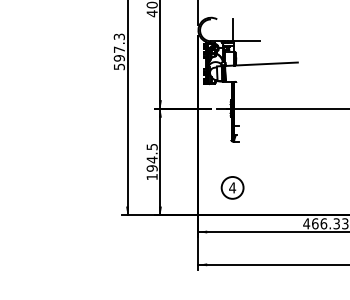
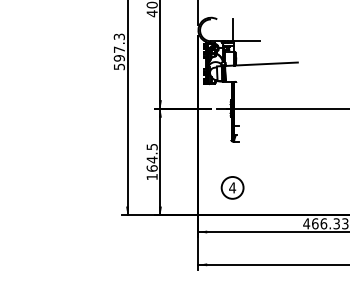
text: 194.5 -> 164.5 (151, 168)
